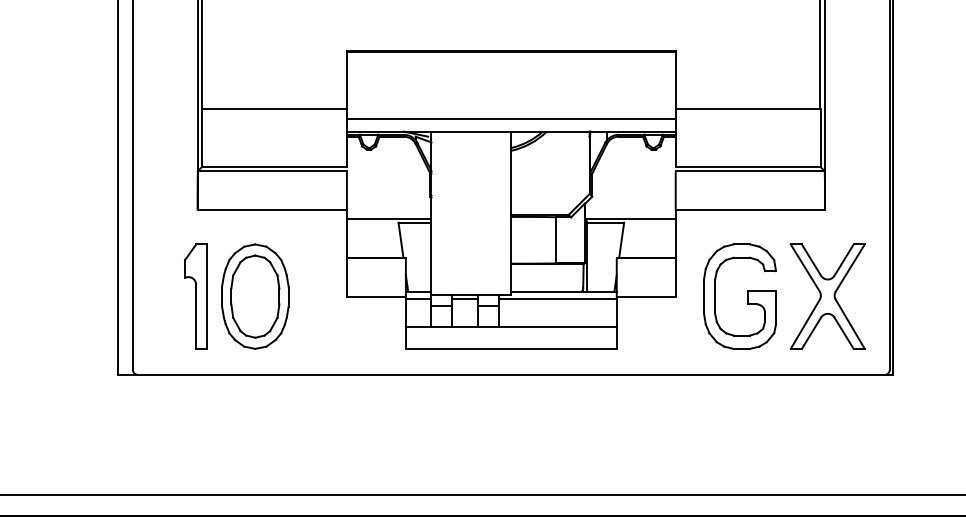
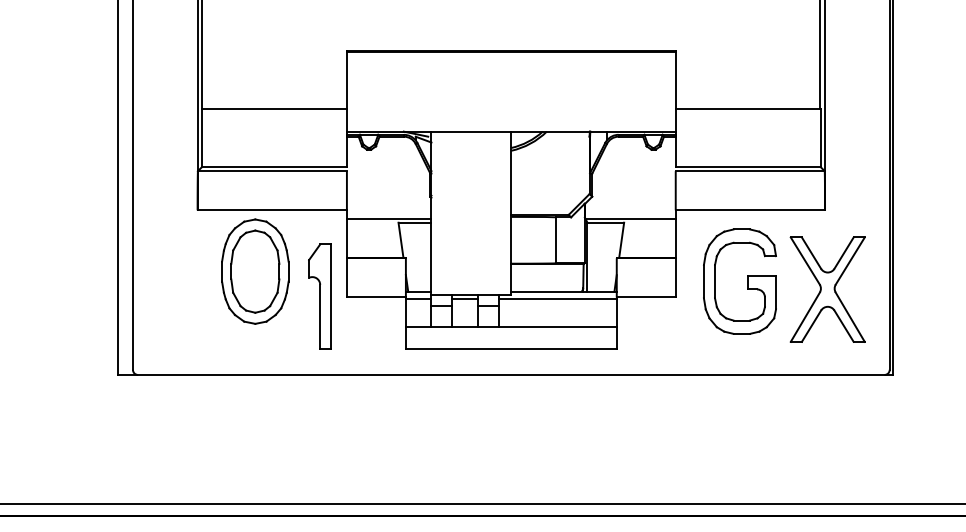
line: present -> none (510, 119)
part position: (195, 296) -> (319, 296) (319, 296)
part position: (255, 296) -> (255, 271) (255, 271)
part position: (747, 296) -> (747, 281) (747, 281)
part position: (827, 296) -> (827, 289) (827, 289)
line position: (482, 494) -> (482, 503) (482, 503)
